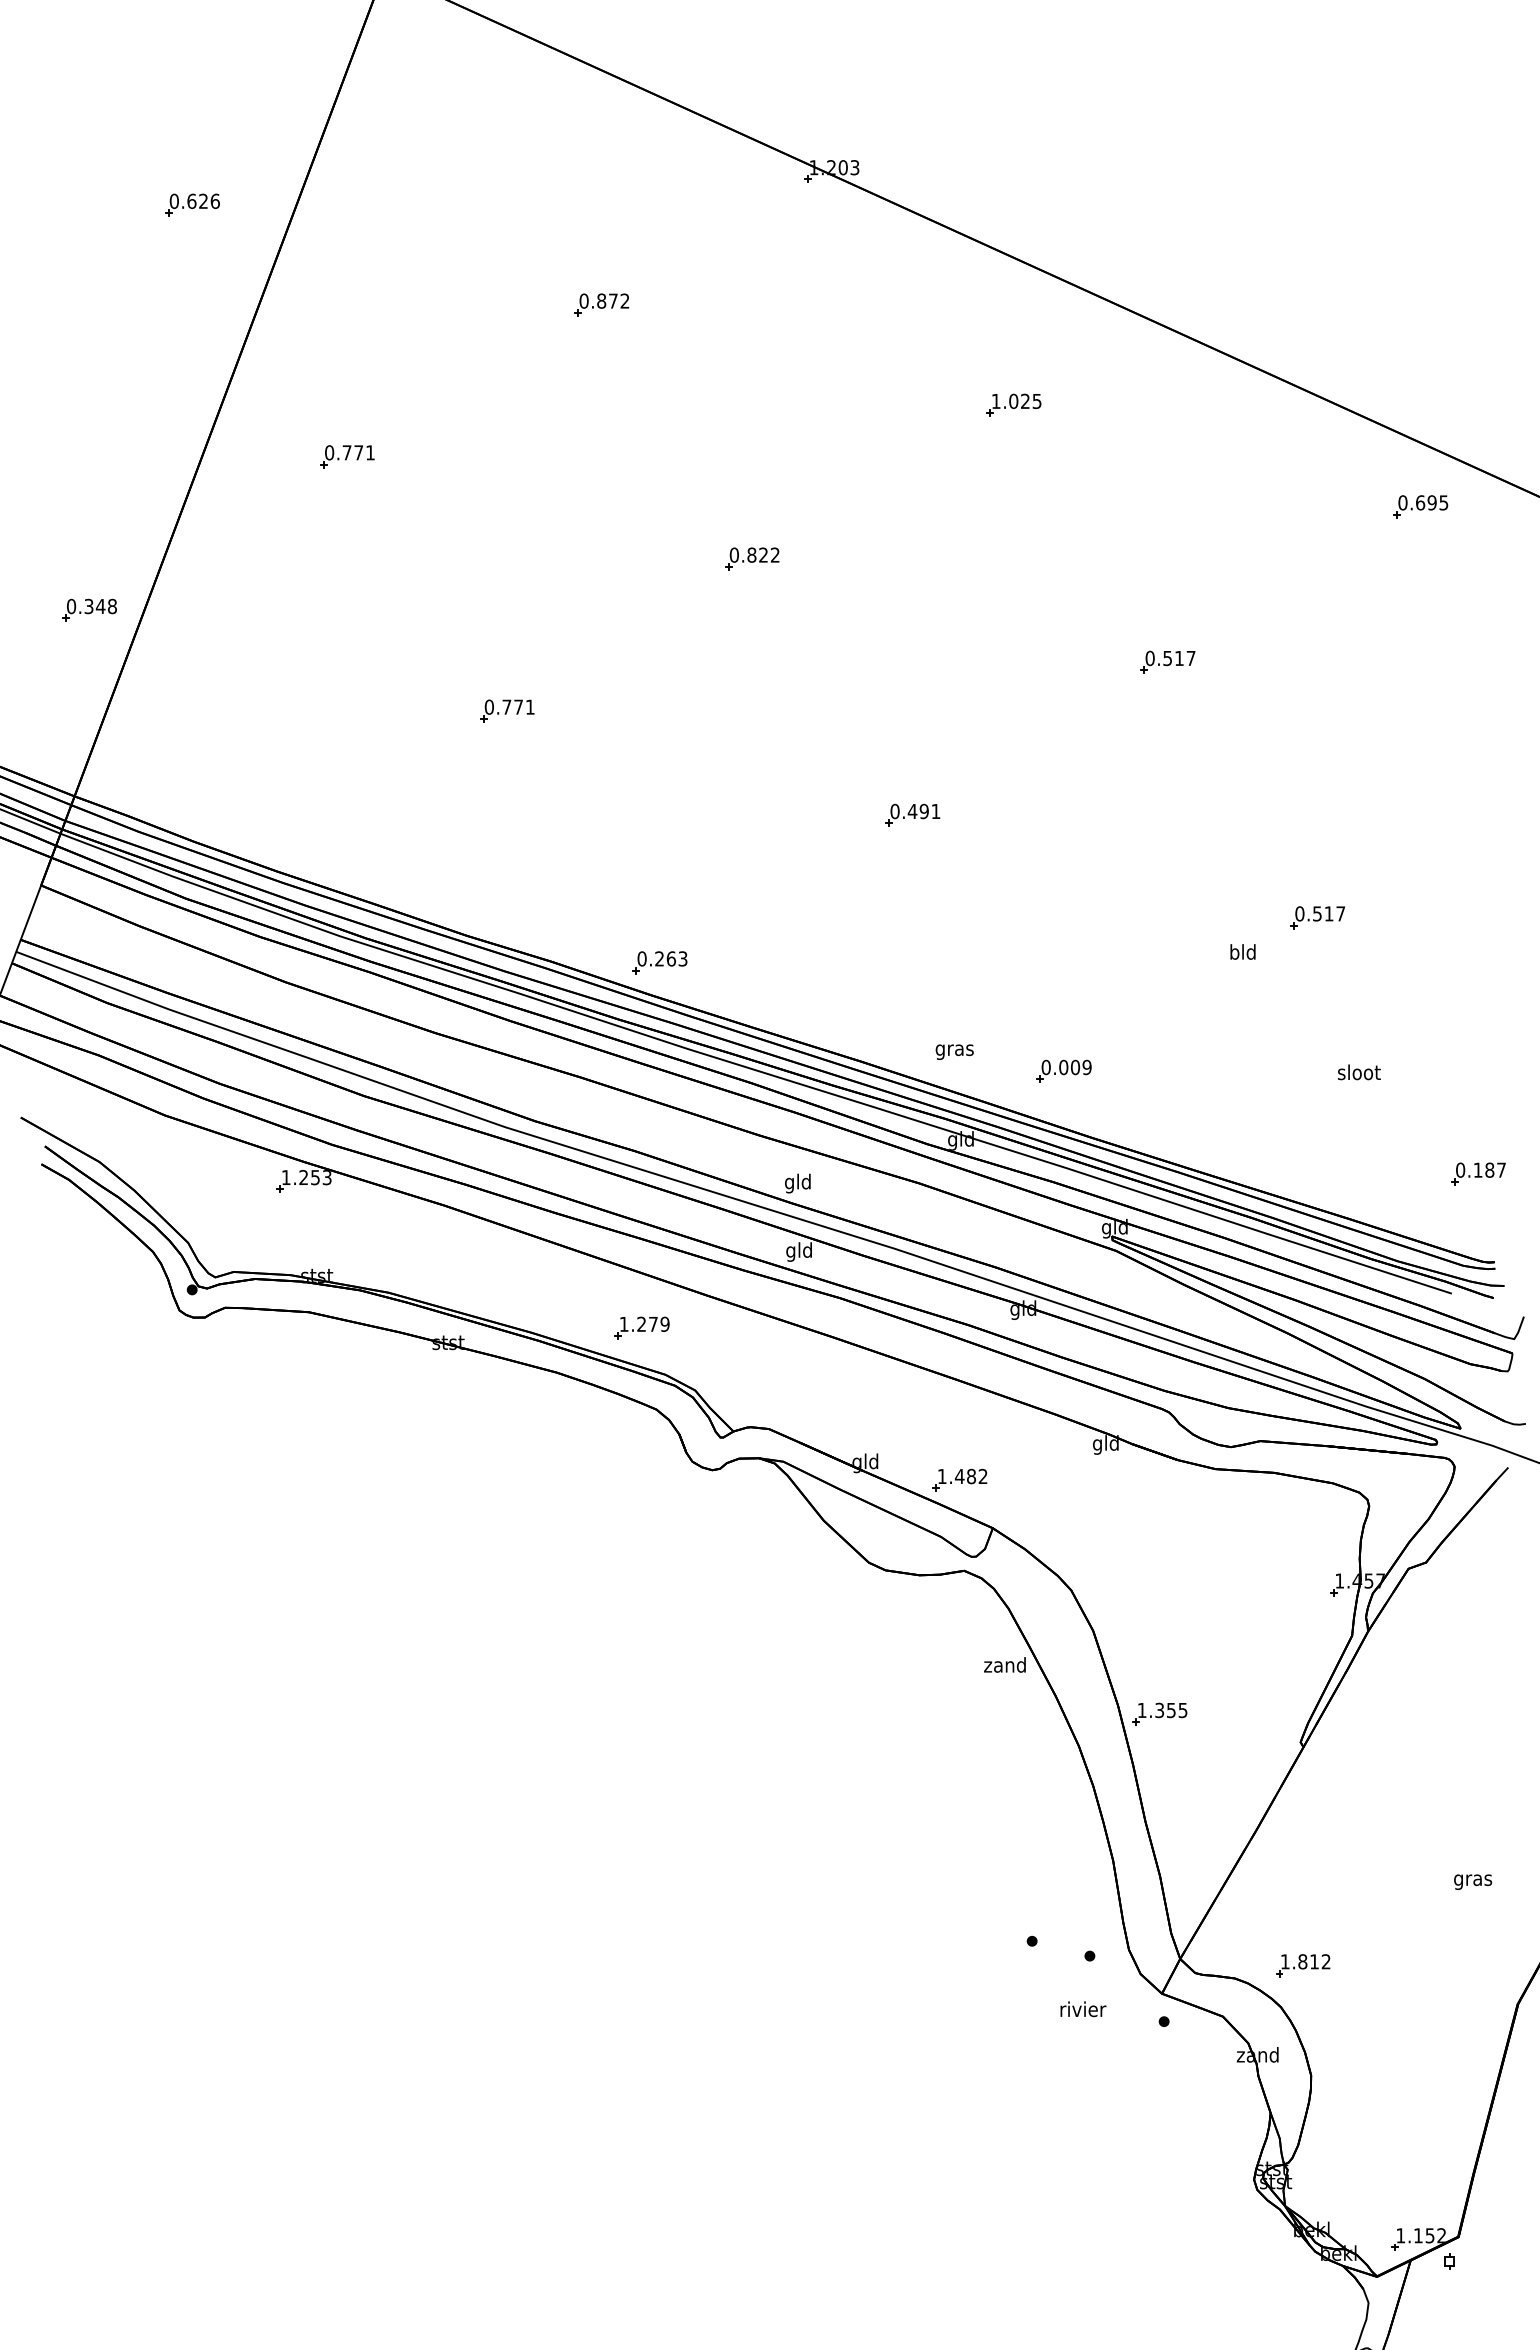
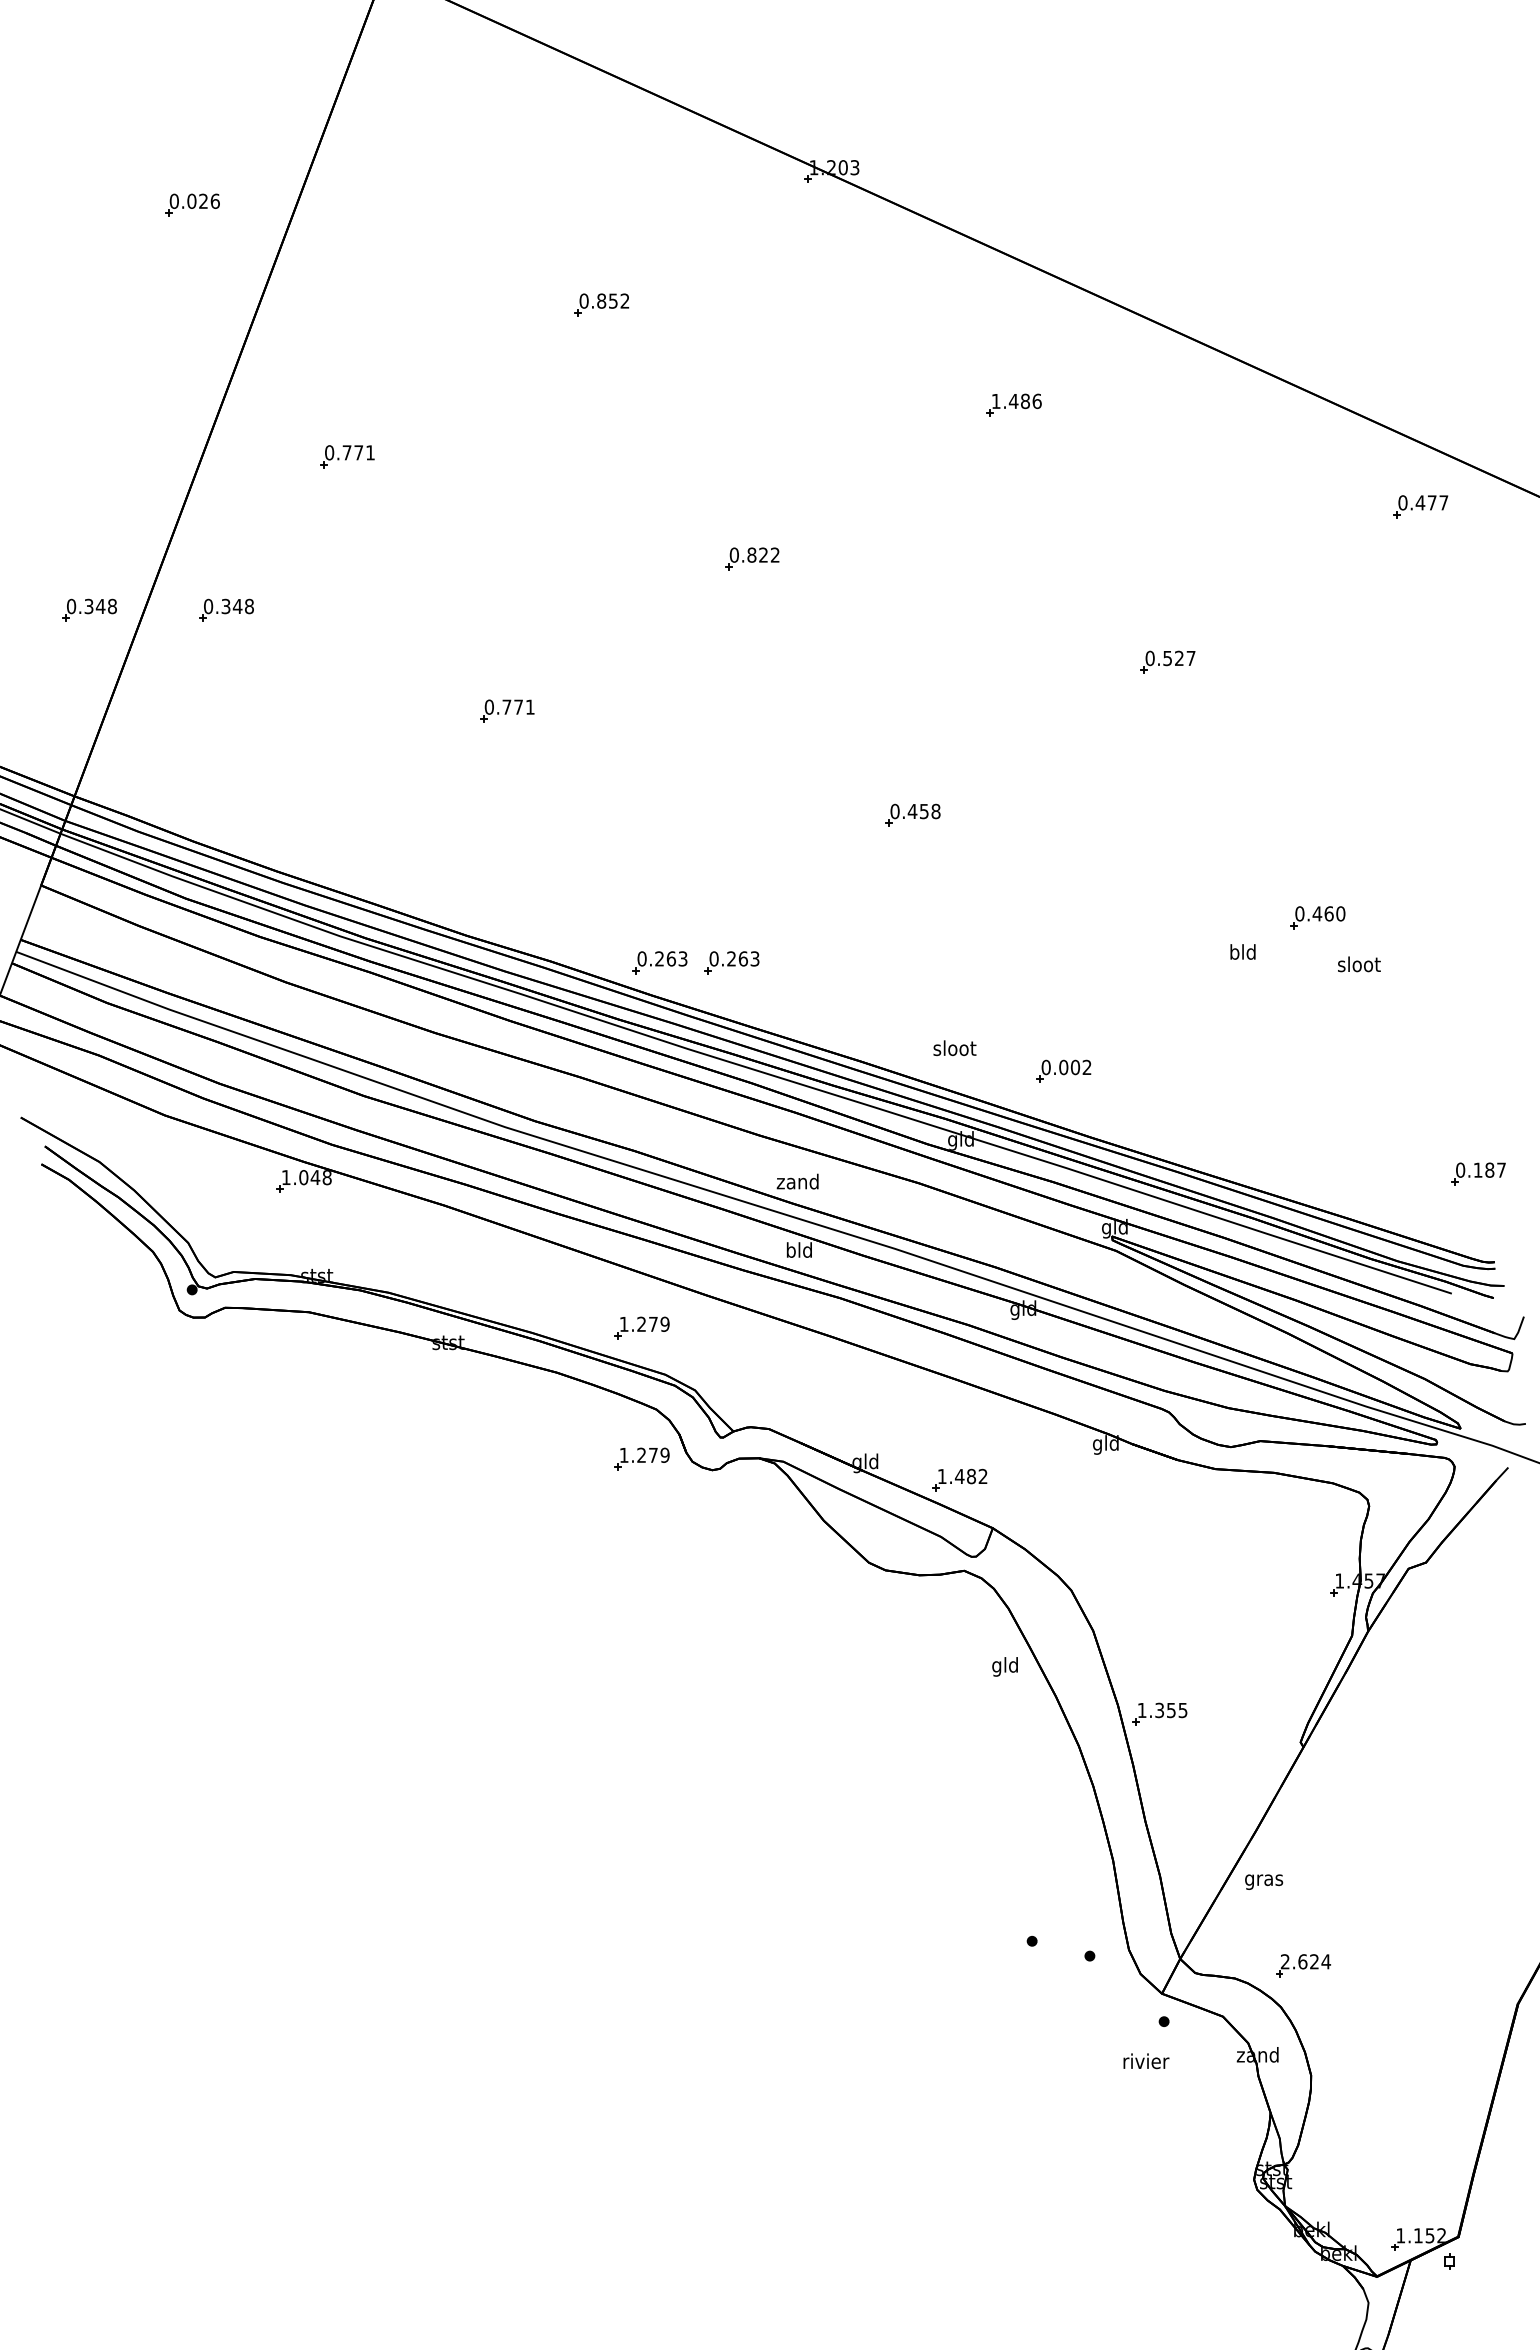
text: 0.626 -> 0.026 (191, 200)
text: 0.872 -> 0.852 (613, 300)
text: 1.025 -> 1.486 (1024, 401)
text: 0.695 -> 0.477 (1431, 502)
part: none -> present (226, 609)
text: 0.517 -> 0.527 (1179, 657)
text: 0.491 -> 0.458 (929, 811)
text: 0.517 -> 0.460 (1328, 913)
part: none -> present (731, 962)
text: gras -> sloot (954, 1049)
text: 0.009 -> 0.002 (1086, 1067)
text position: (1359, 1072) -> (1359, 964) (1359, 964)
text: 1.253 -> 1.048 (315, 1177)
text: gld -> zand (797, 1183)
text: gld -> bld (790, 1251)
part: none -> present (641, 1458)
text: zand -> gld (1004, 1666)
text position: (1473, 1881) -> (1264, 1881) (1264, 1881)
text: 1.812 -> 2.624 (1305, 1961)
text position: (1083, 2009) -> (1146, 2061) (1146, 2061)
